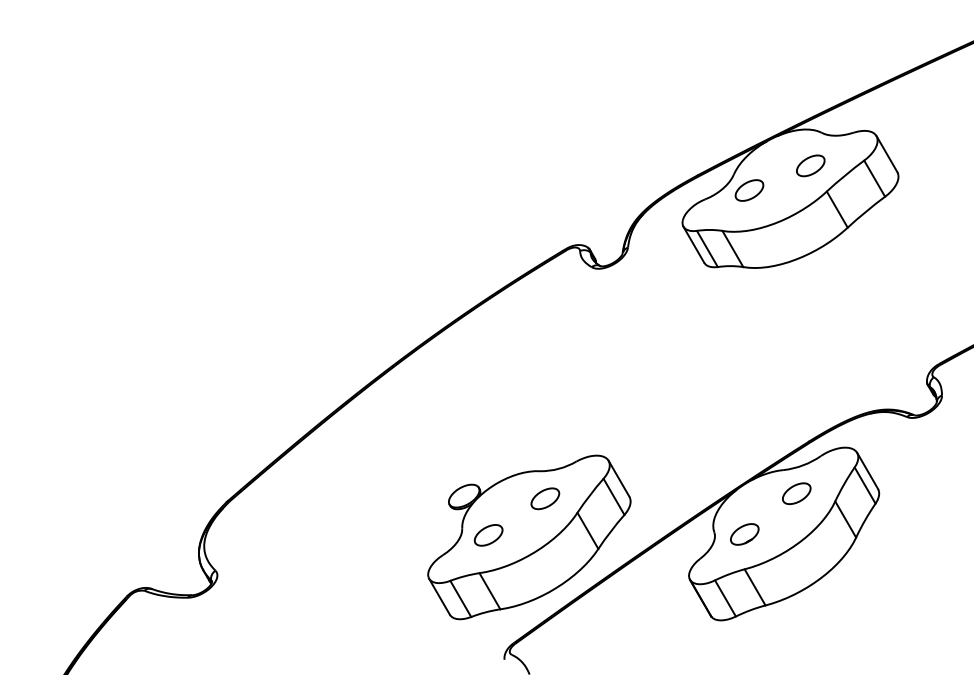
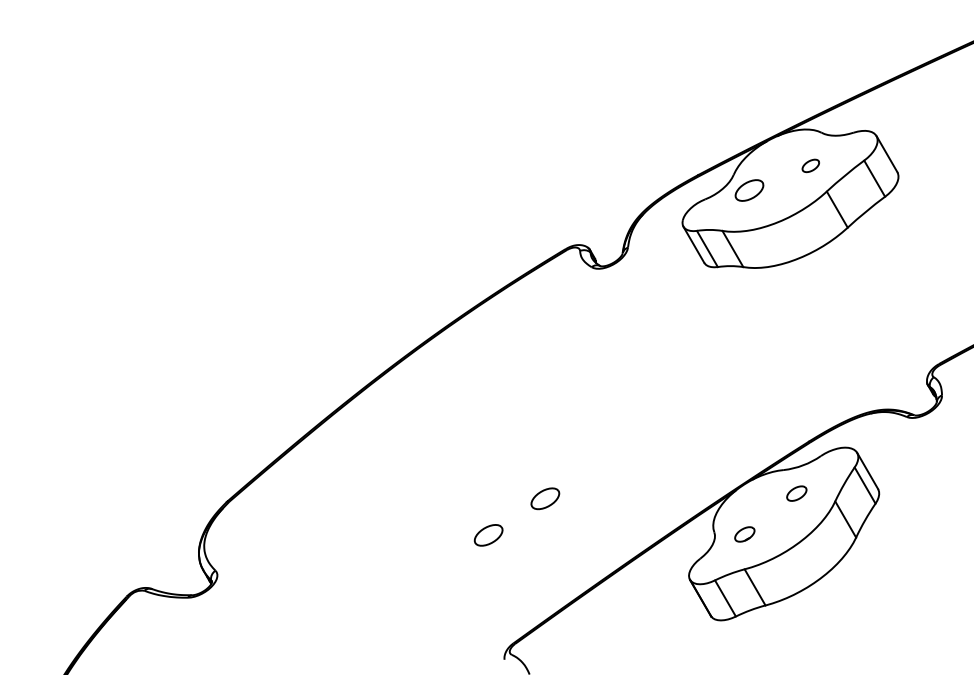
part size: 30x24 px -> 19x16 px (810, 165)
part size: 30x23 px -> 22x17 px (796, 493)
part size: 30x23 px -> 22x17 px (744, 534)
part: present -> none (529, 537)
